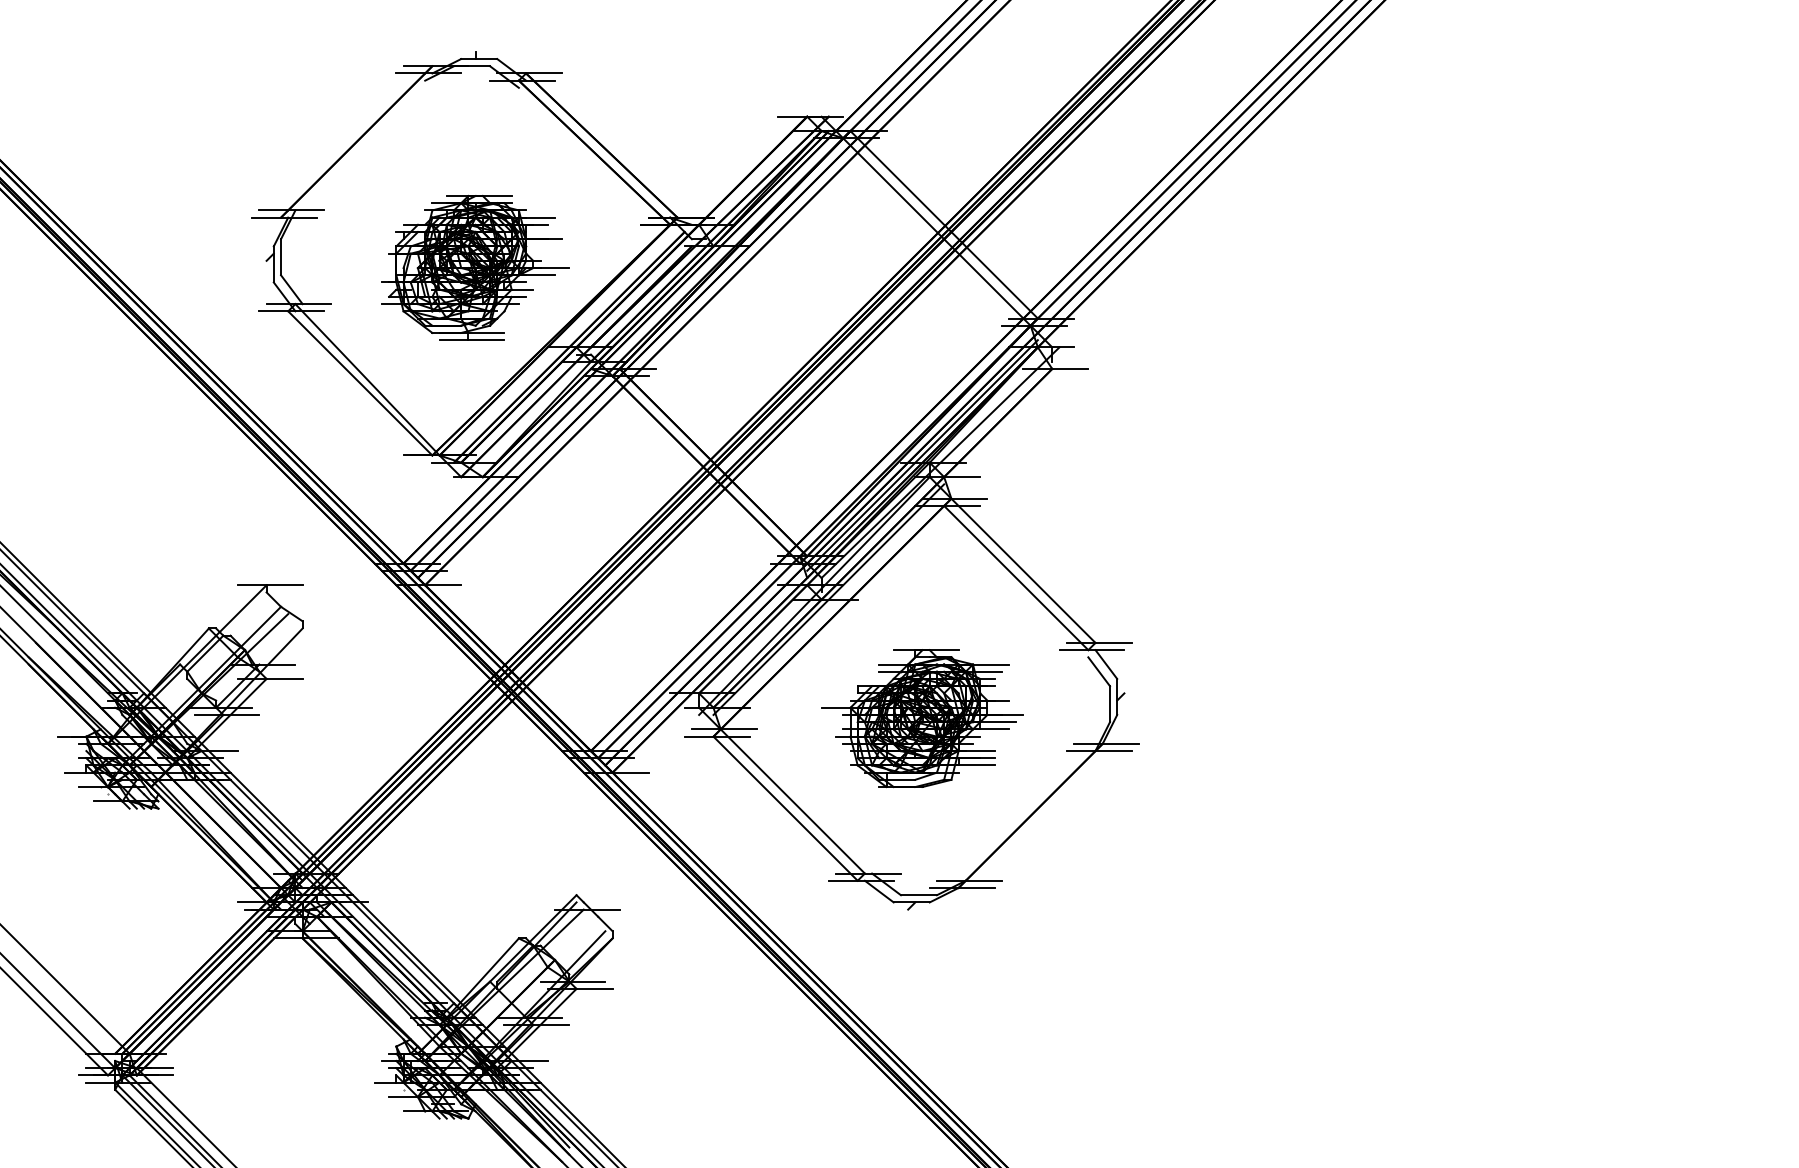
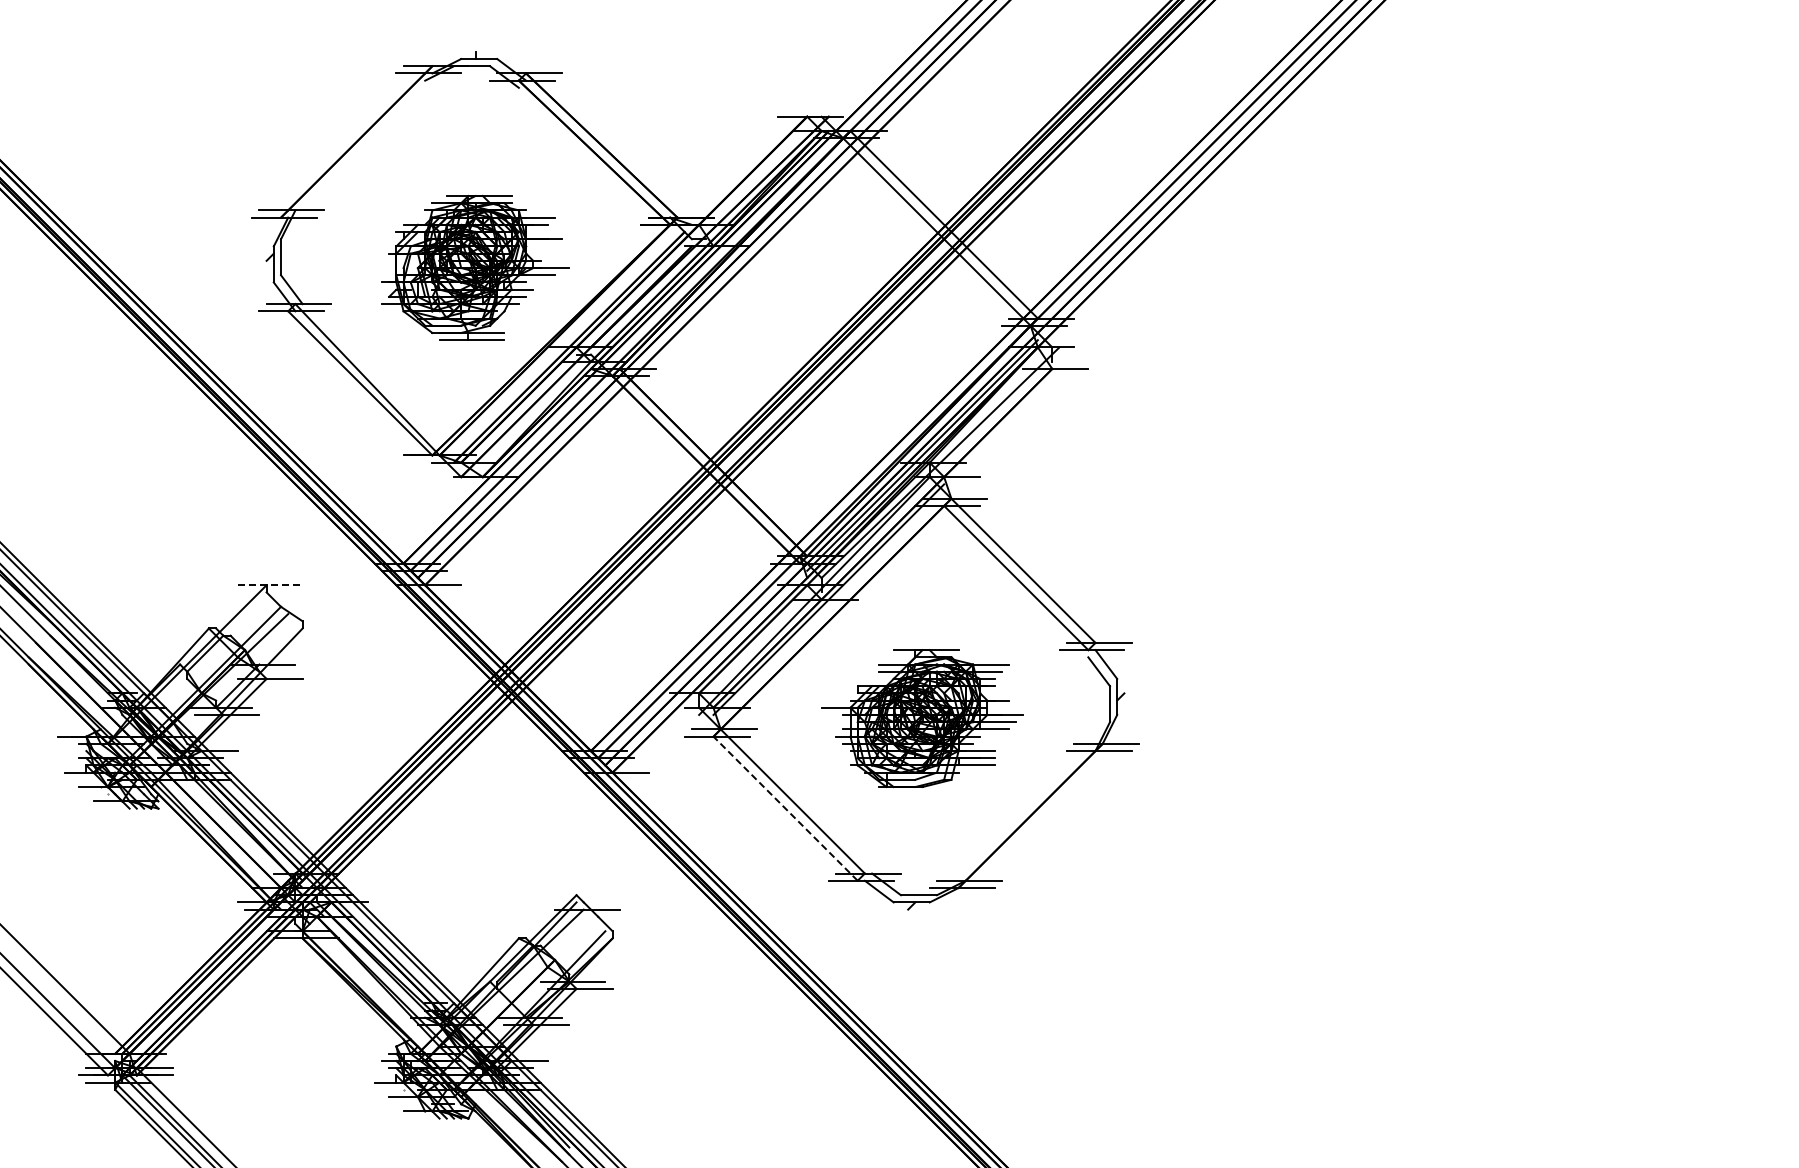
line: solid -> dashed (270, 585)
line: solid -> dashed (785, 808)
